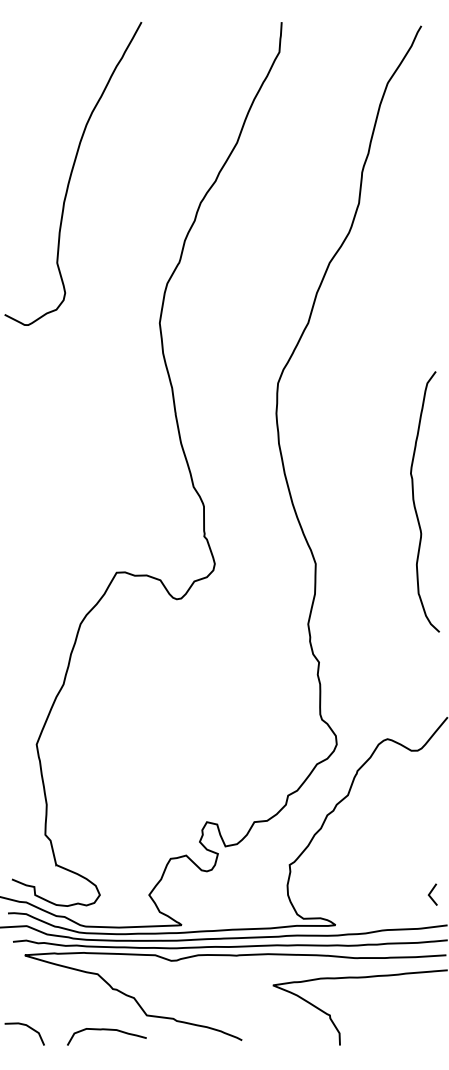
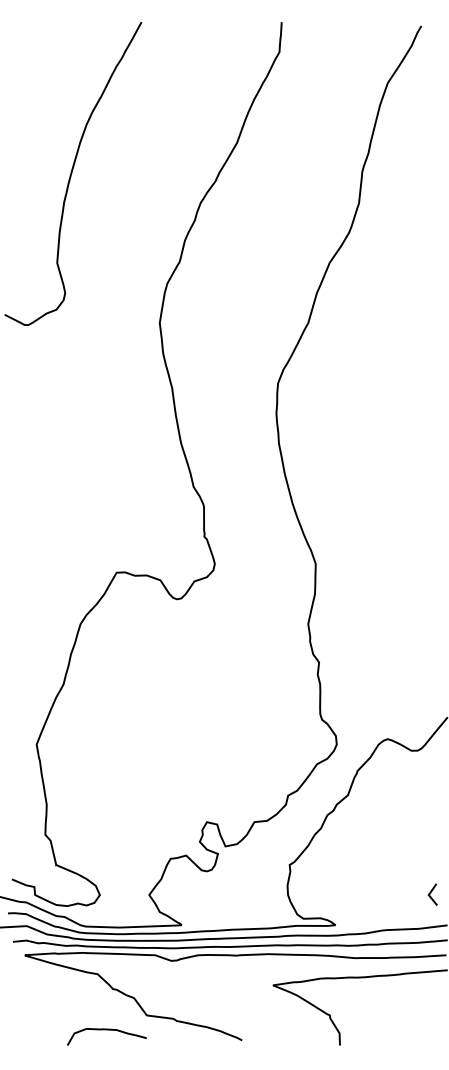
curve: present -> none (415, 504)
line: present -> none (29, 1028)
